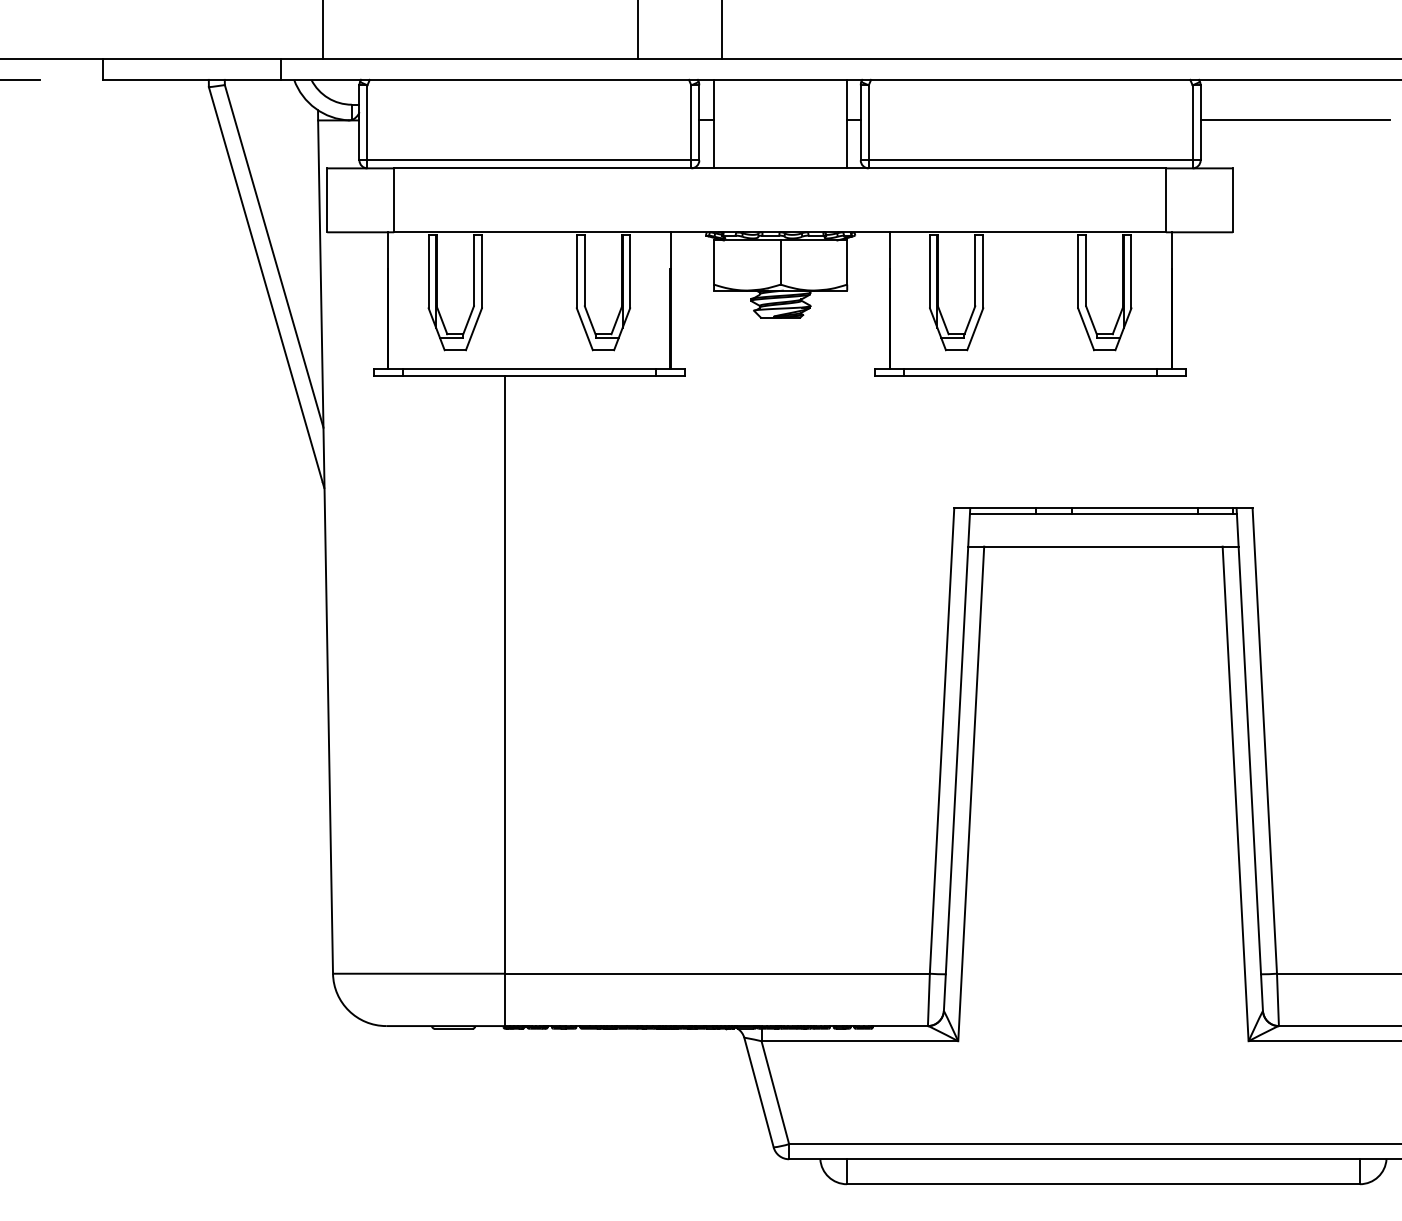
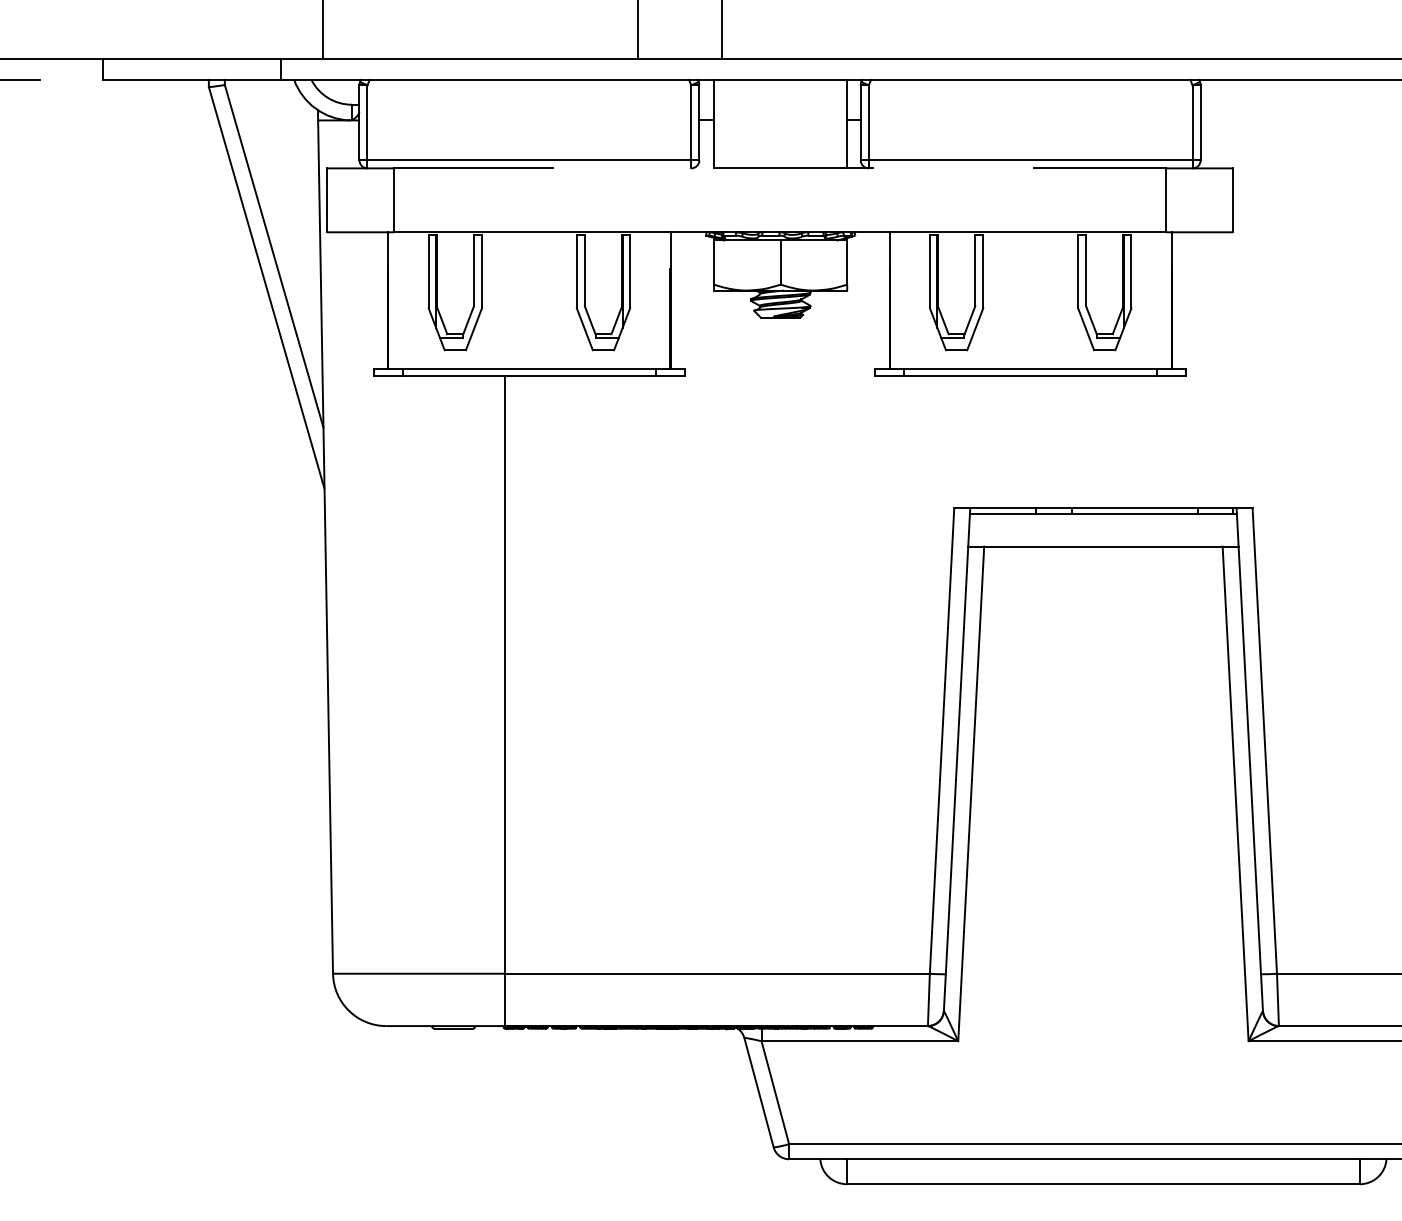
line: present -> none (1295, 120)
line: solid -> dashed (780, 168)
